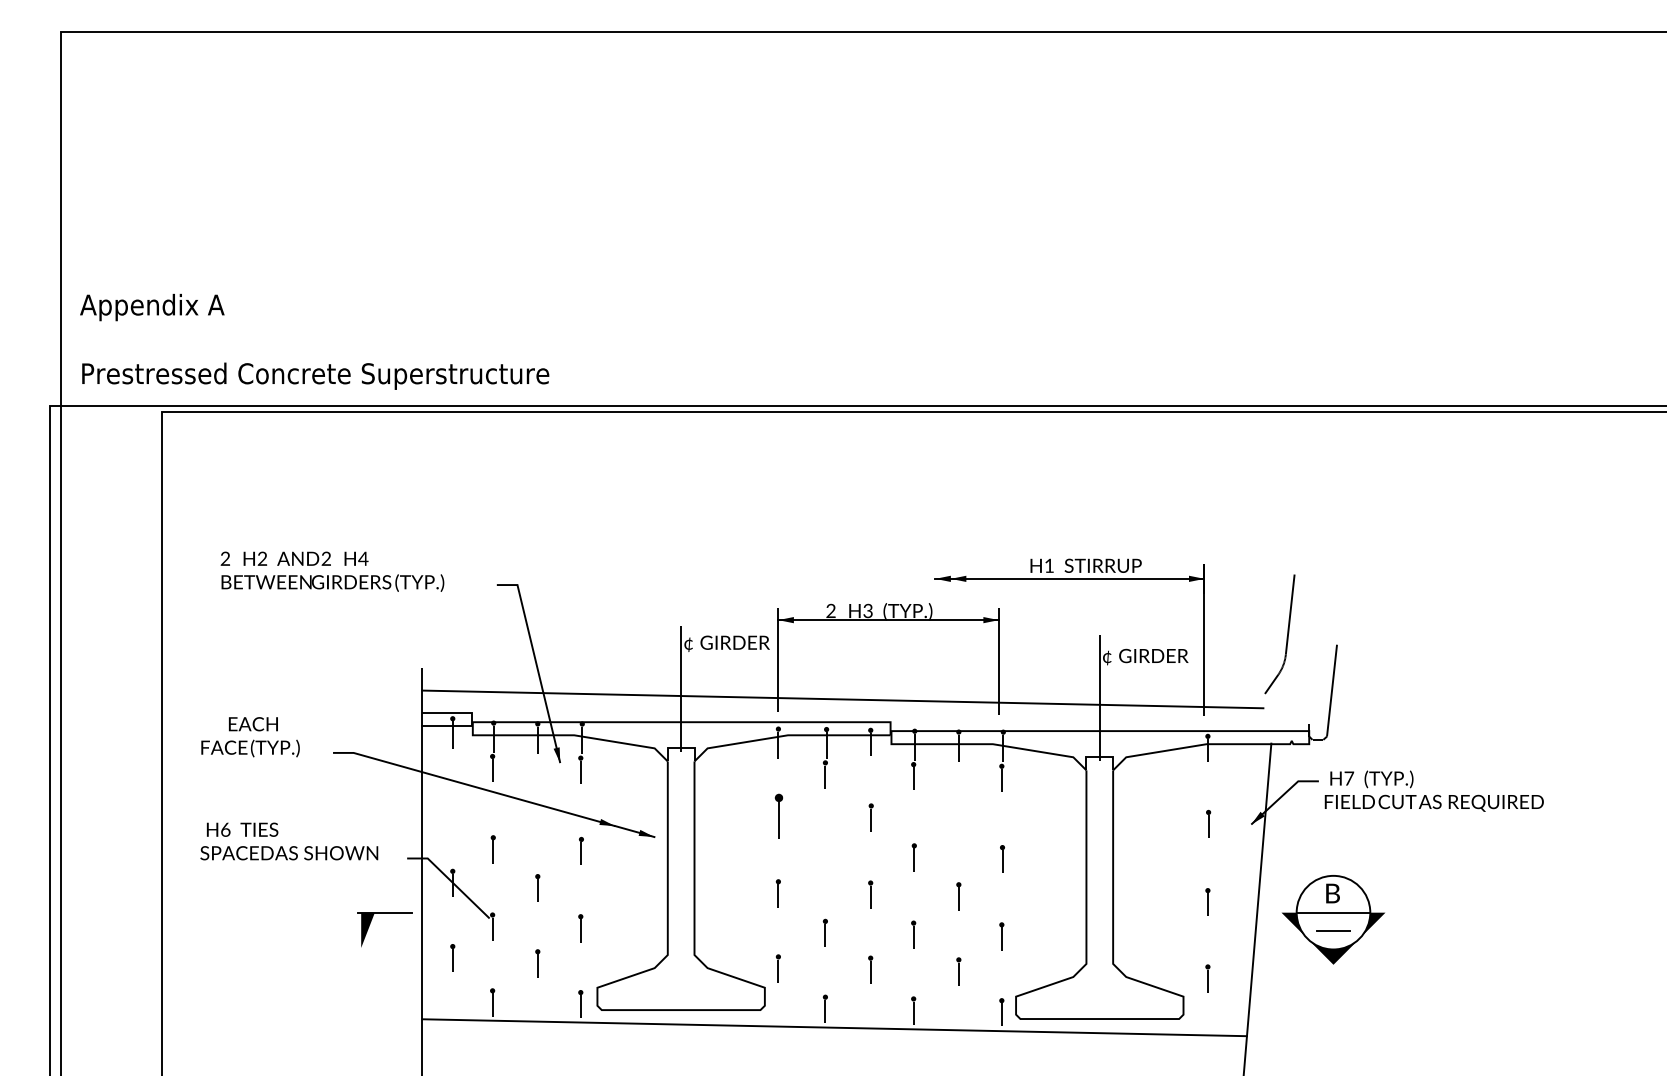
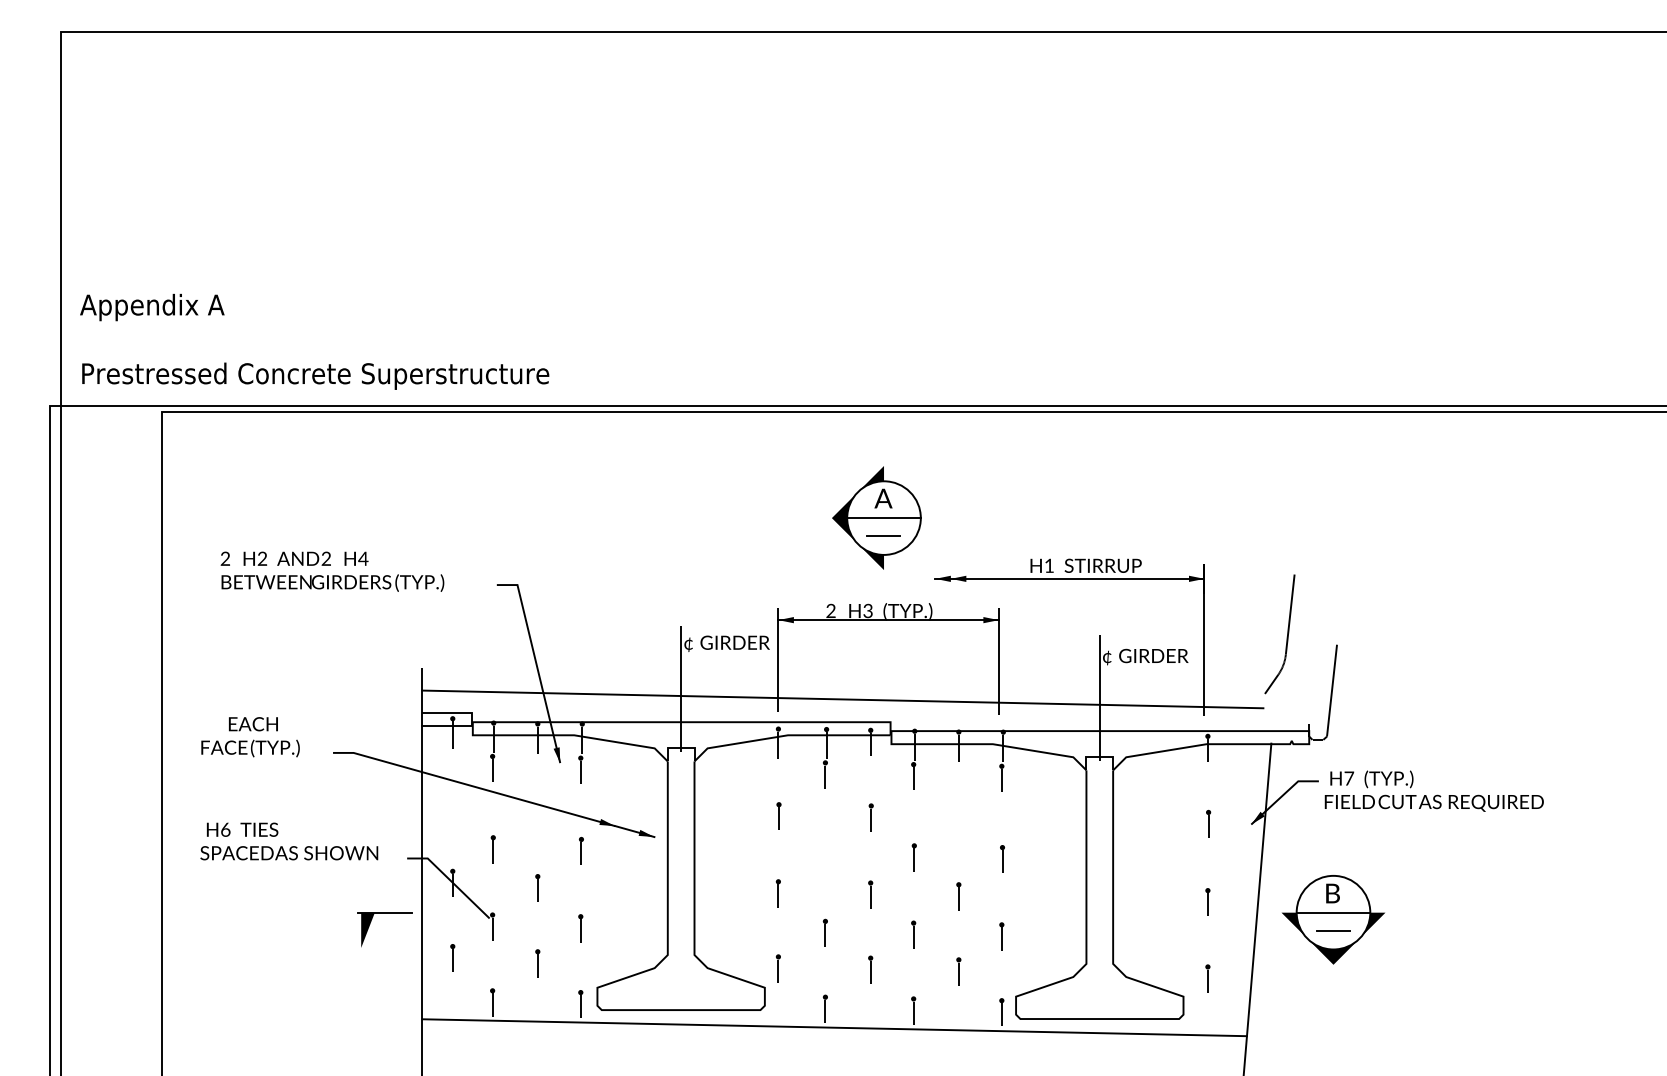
part: none -> present (876, 517)
part size: 9x46 px -> 6x28 px (778, 815)
